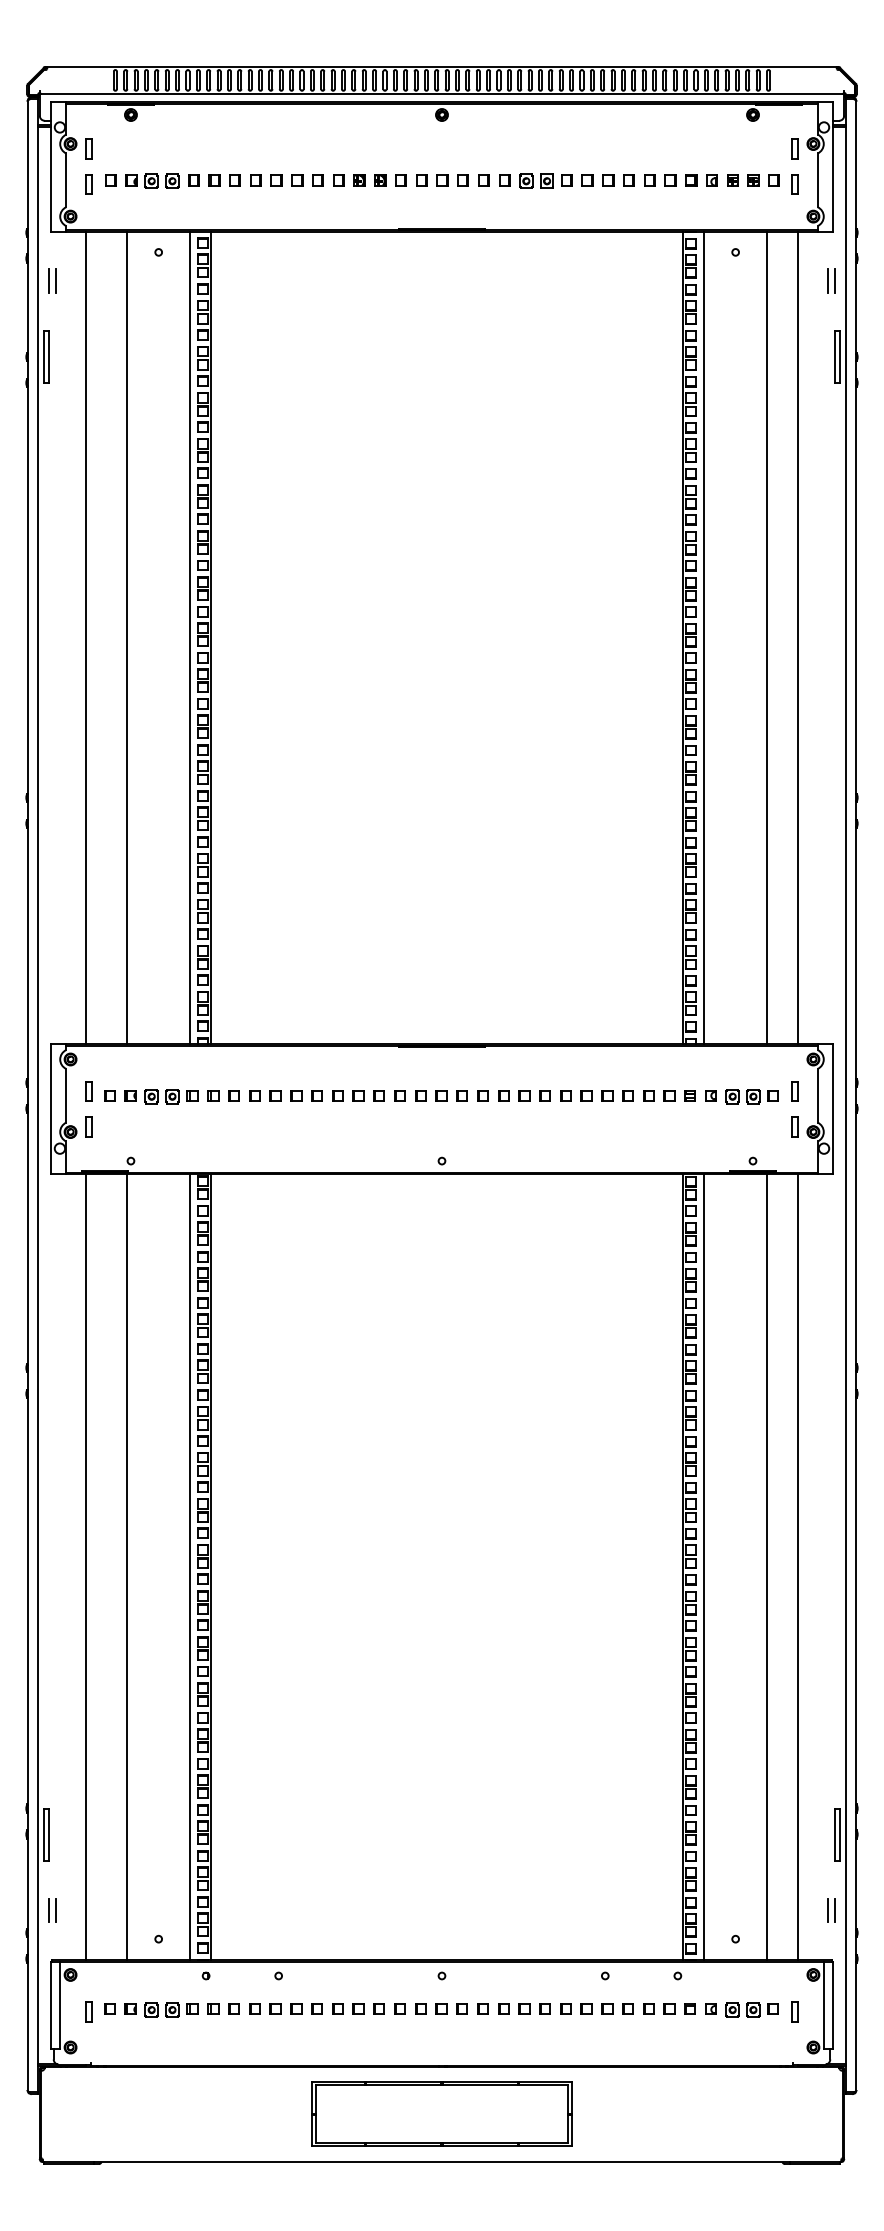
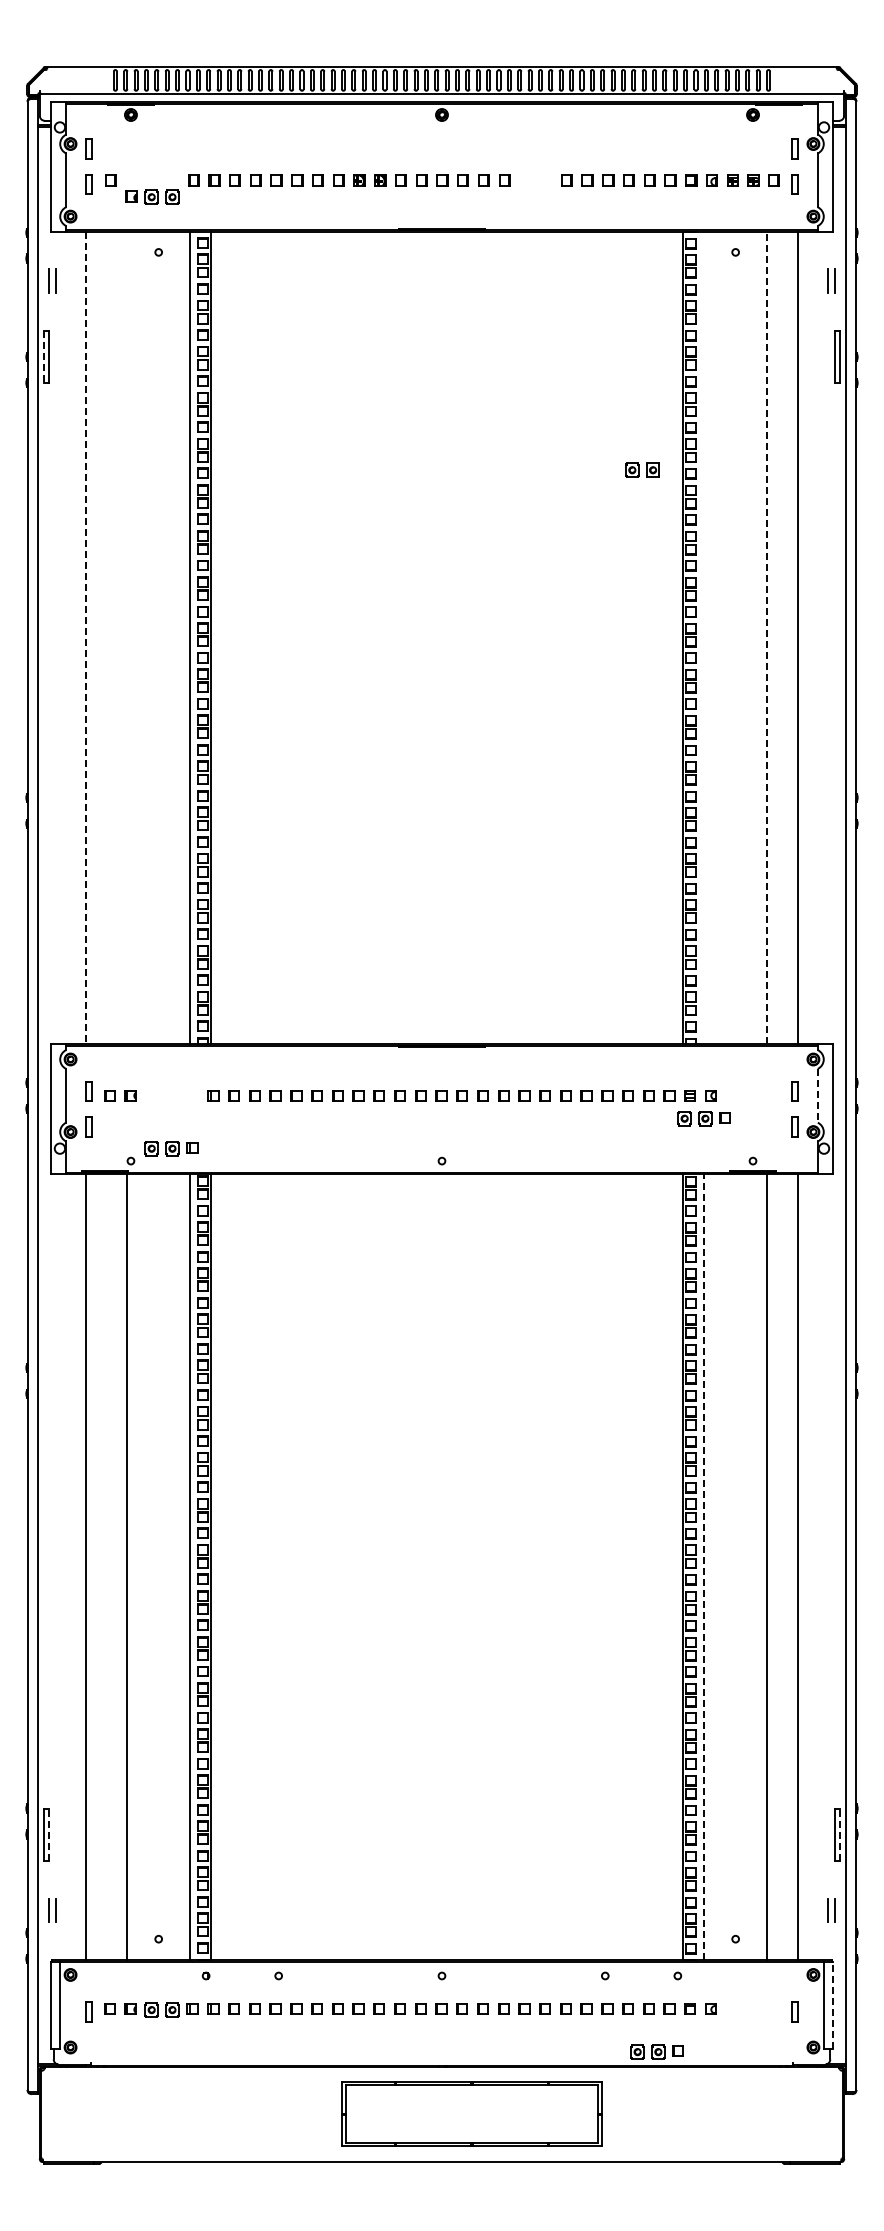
part position: (152, 180) -> (152, 196) (152, 196)
part position: (536, 180) -> (642, 469) (642, 469)
line: solid -> dashed (43, 356)
line: present -> none (127, 637)
line: present -> none (704, 637)
line: solid -> dashed (767, 637)
line: solid -> dashed (85, 638)
line: solid -> dashed (817, 1095)
part position: (171, 1096) -> (171, 1148) (171, 1148)
part position: (751, 1096) -> (703, 1118) (703, 1118)
line: solid -> dashed (704, 1566)
line: solid -> dashed (48, 1835)
line: solid -> dashed (840, 1835)
line: solid -> dashed (833, 2005)
part position: (751, 2009) -> (656, 2051) (656, 2051)
part position: (441, 2113) -> (471, 2113) (471, 2113)
